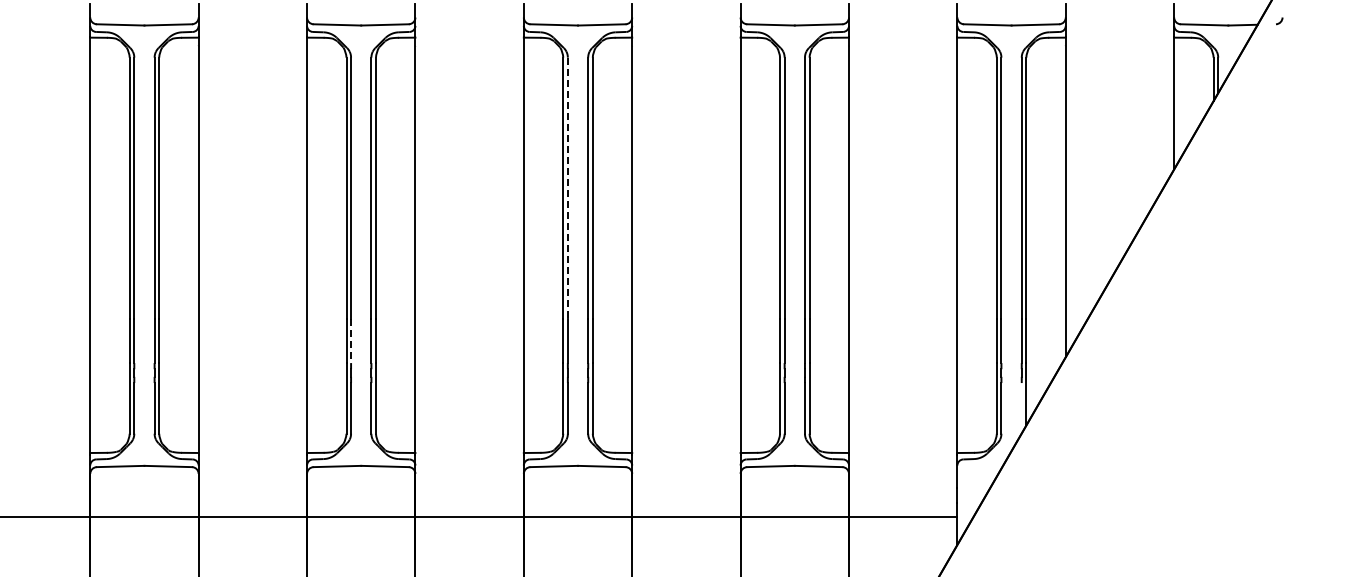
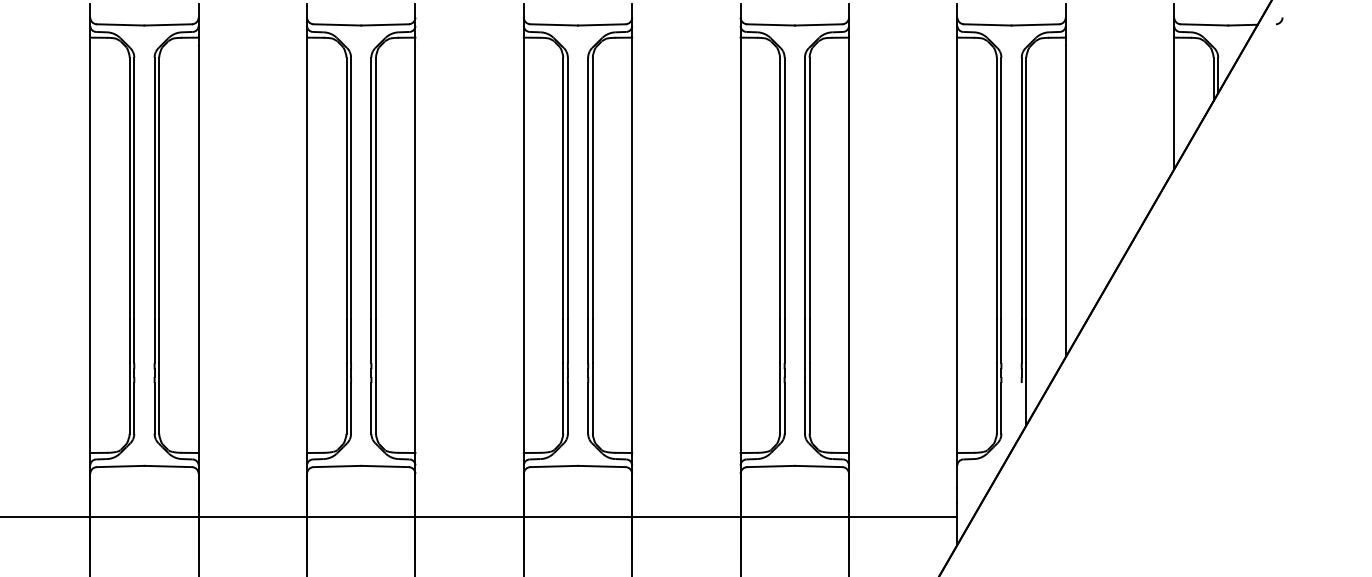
line: dashed -> solid (567, 188)
line: dashed -> solid (351, 341)
